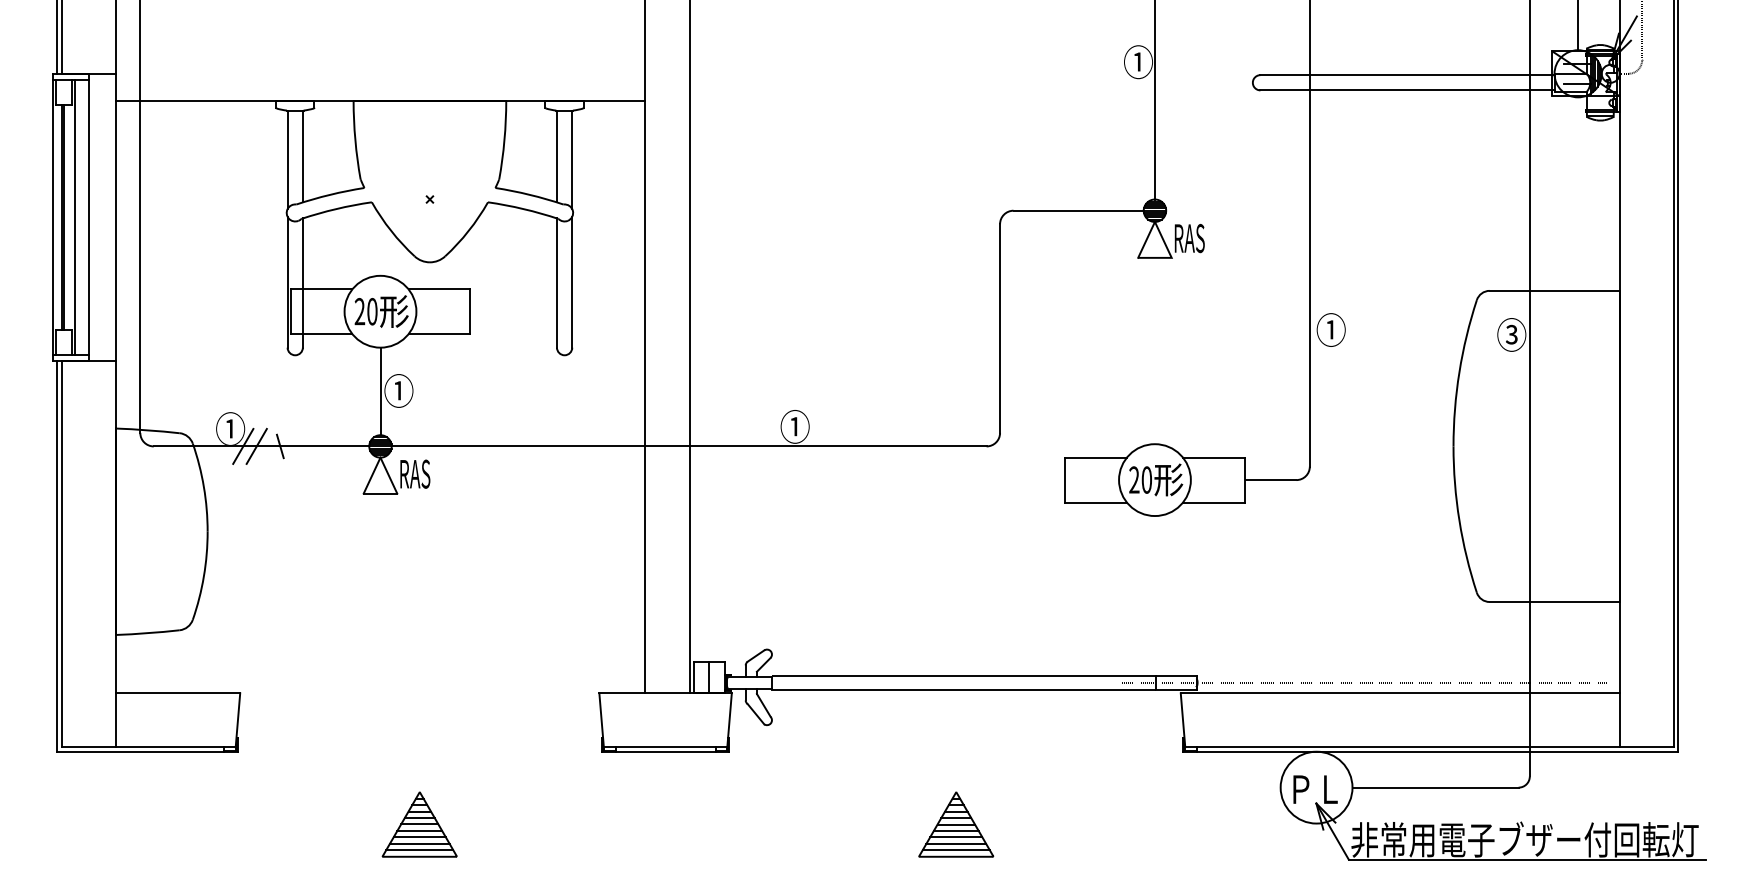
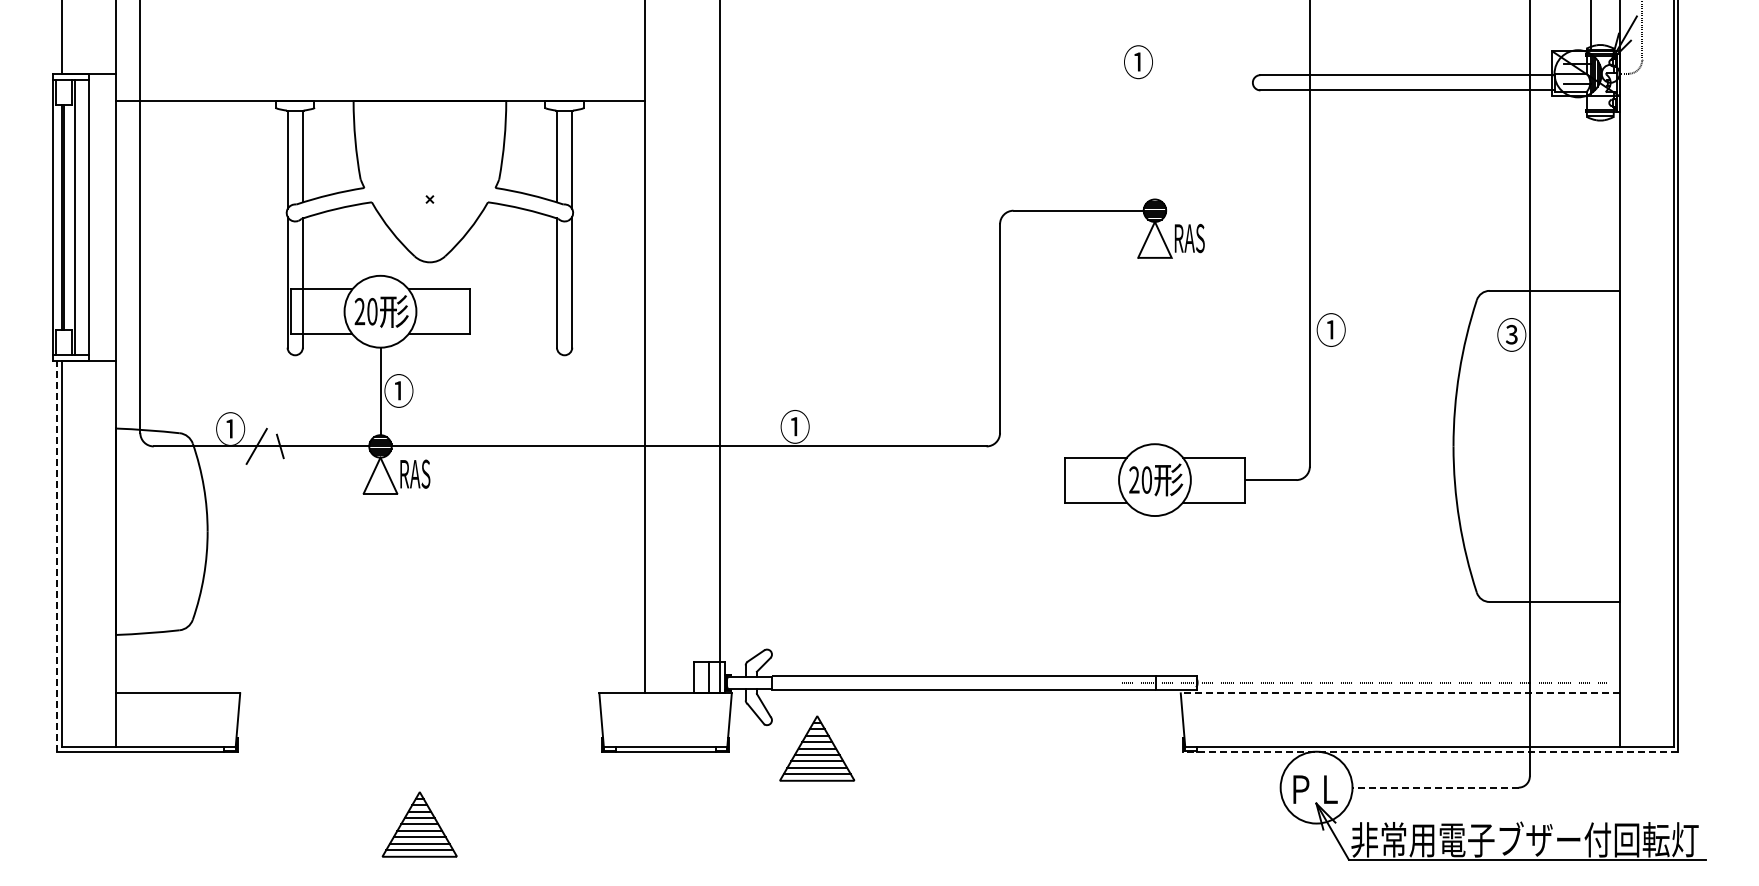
line position: (1578, 26) -> (1591, 26) (1591, 26)
line: present -> none (57, 37)
line: present -> none (1154, 100)
line position: (690, 347) -> (720, 347) (720, 347)
line: present -> none (243, 445)
line: solid -> dashed (57, 555)
line: solid -> dashed (1399, 693)
line: solid -> dashed (1430, 751)
line: solid -> dashed (1435, 787)
part position: (956, 824) -> (817, 748) (817, 748)
